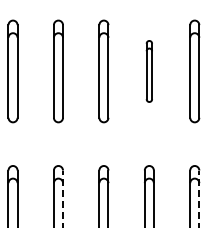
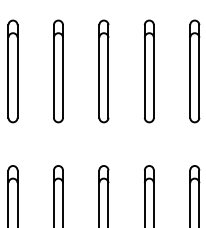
part size: 8x63 px -> 11x105 px (149, 71)
line: dashed -> solid (63, 198)
line: dashed -> solid (199, 198)
